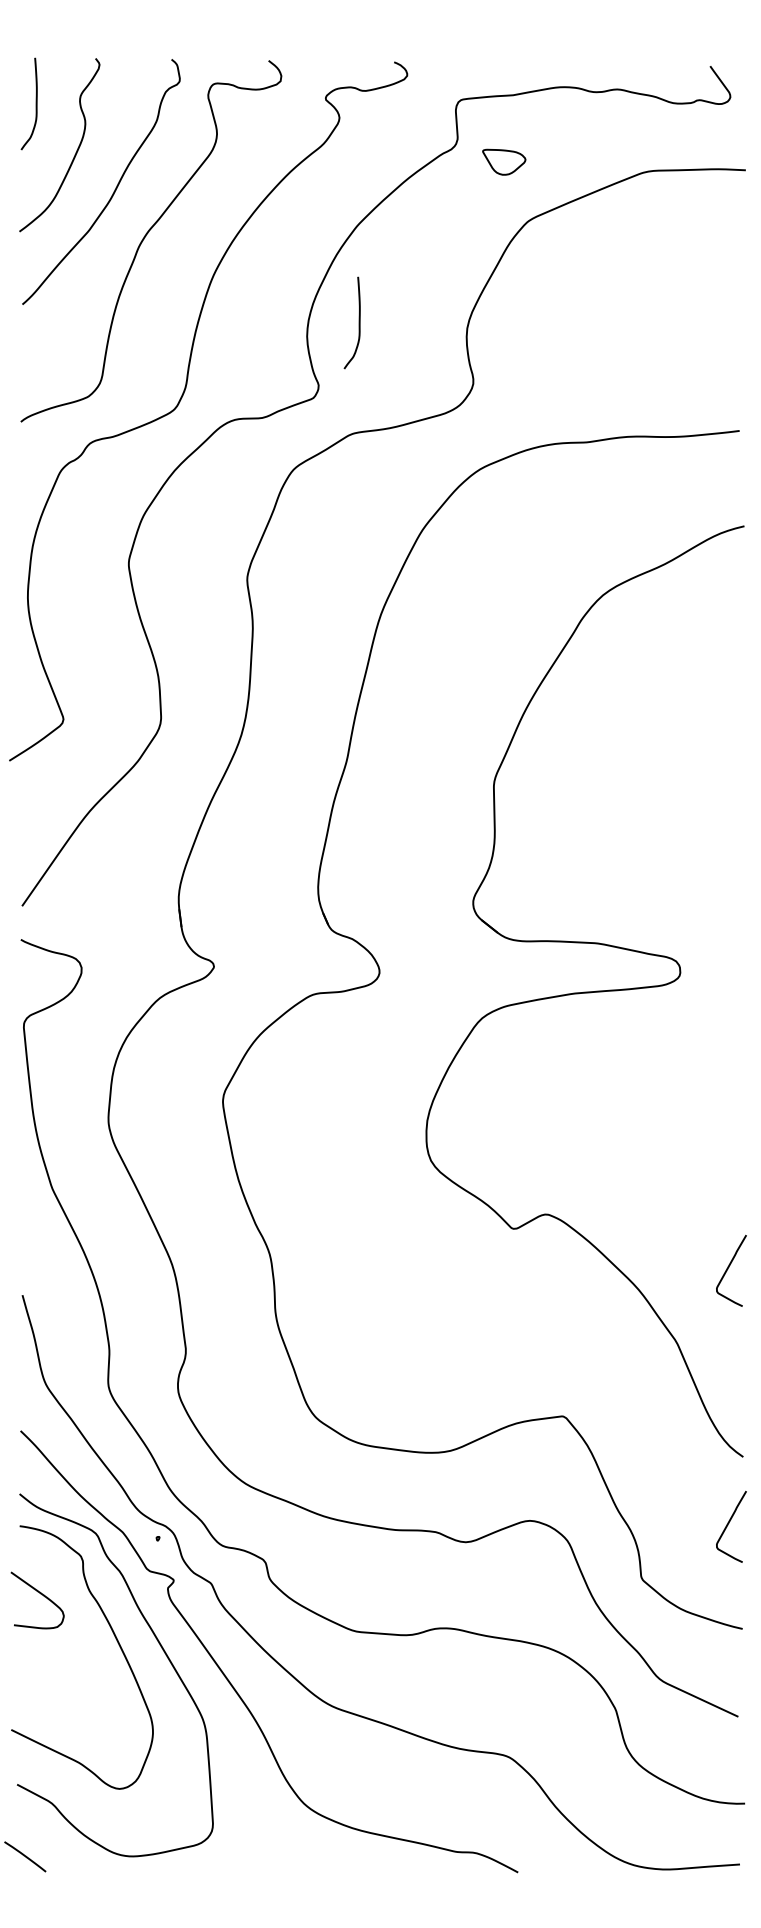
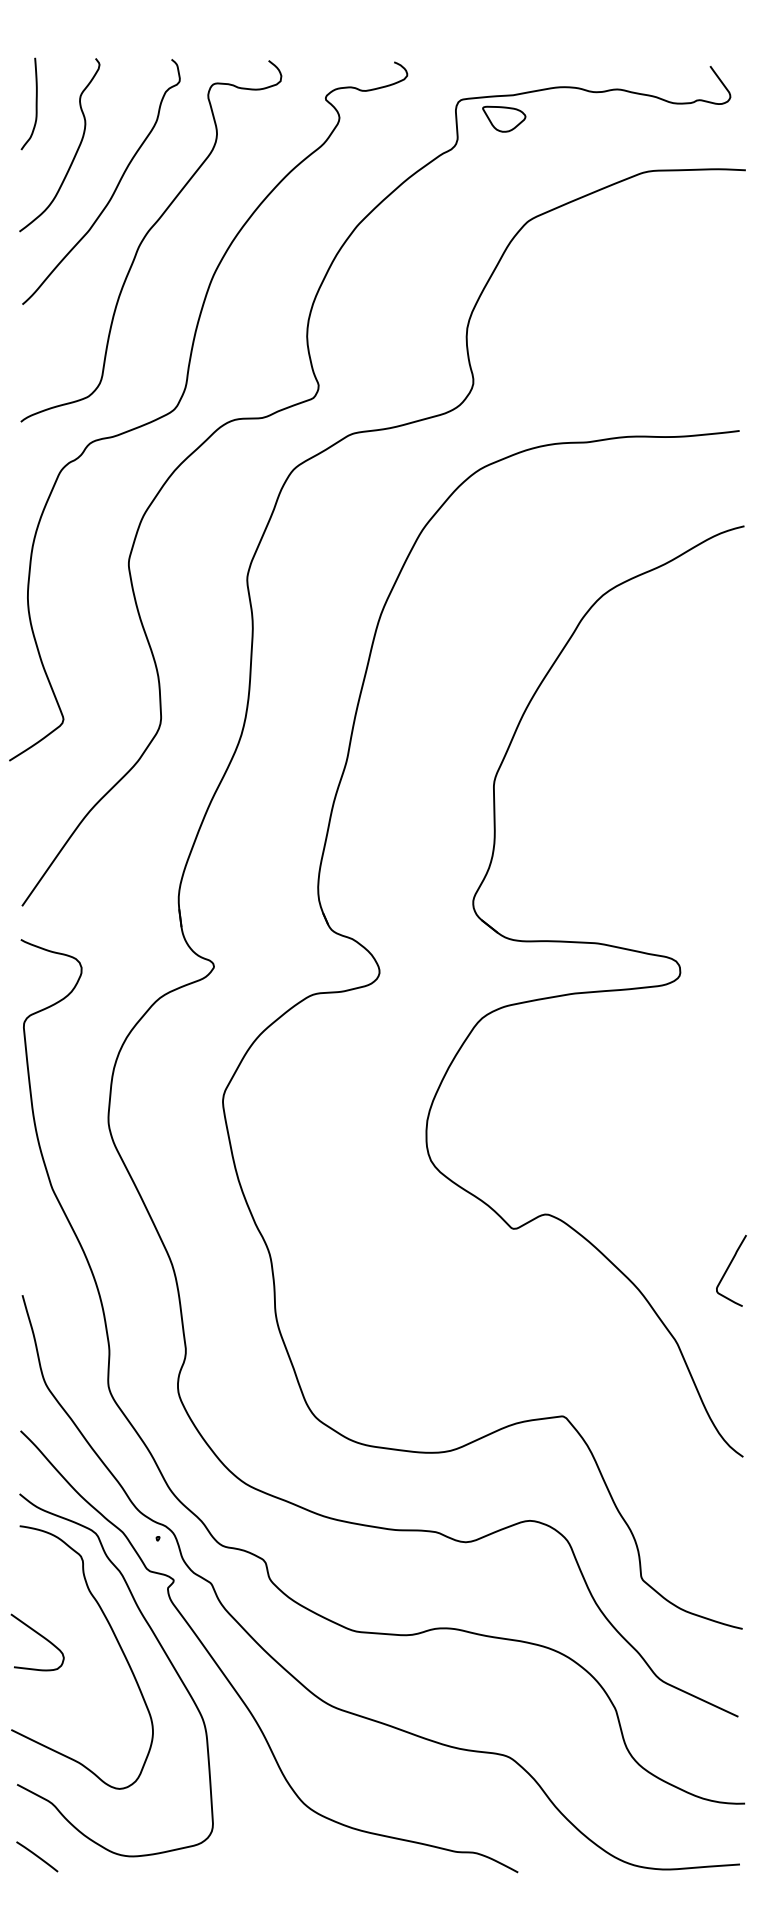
part position: (504, 161) -> (504, 118) (504, 118)
curve: present -> none (358, 322)
curve: present -> none (728, 1525)
curve position: (40, 1594) -> (40, 1636) (40, 1636)
line position: (25, 1856) -> (37, 1856) (37, 1856)
